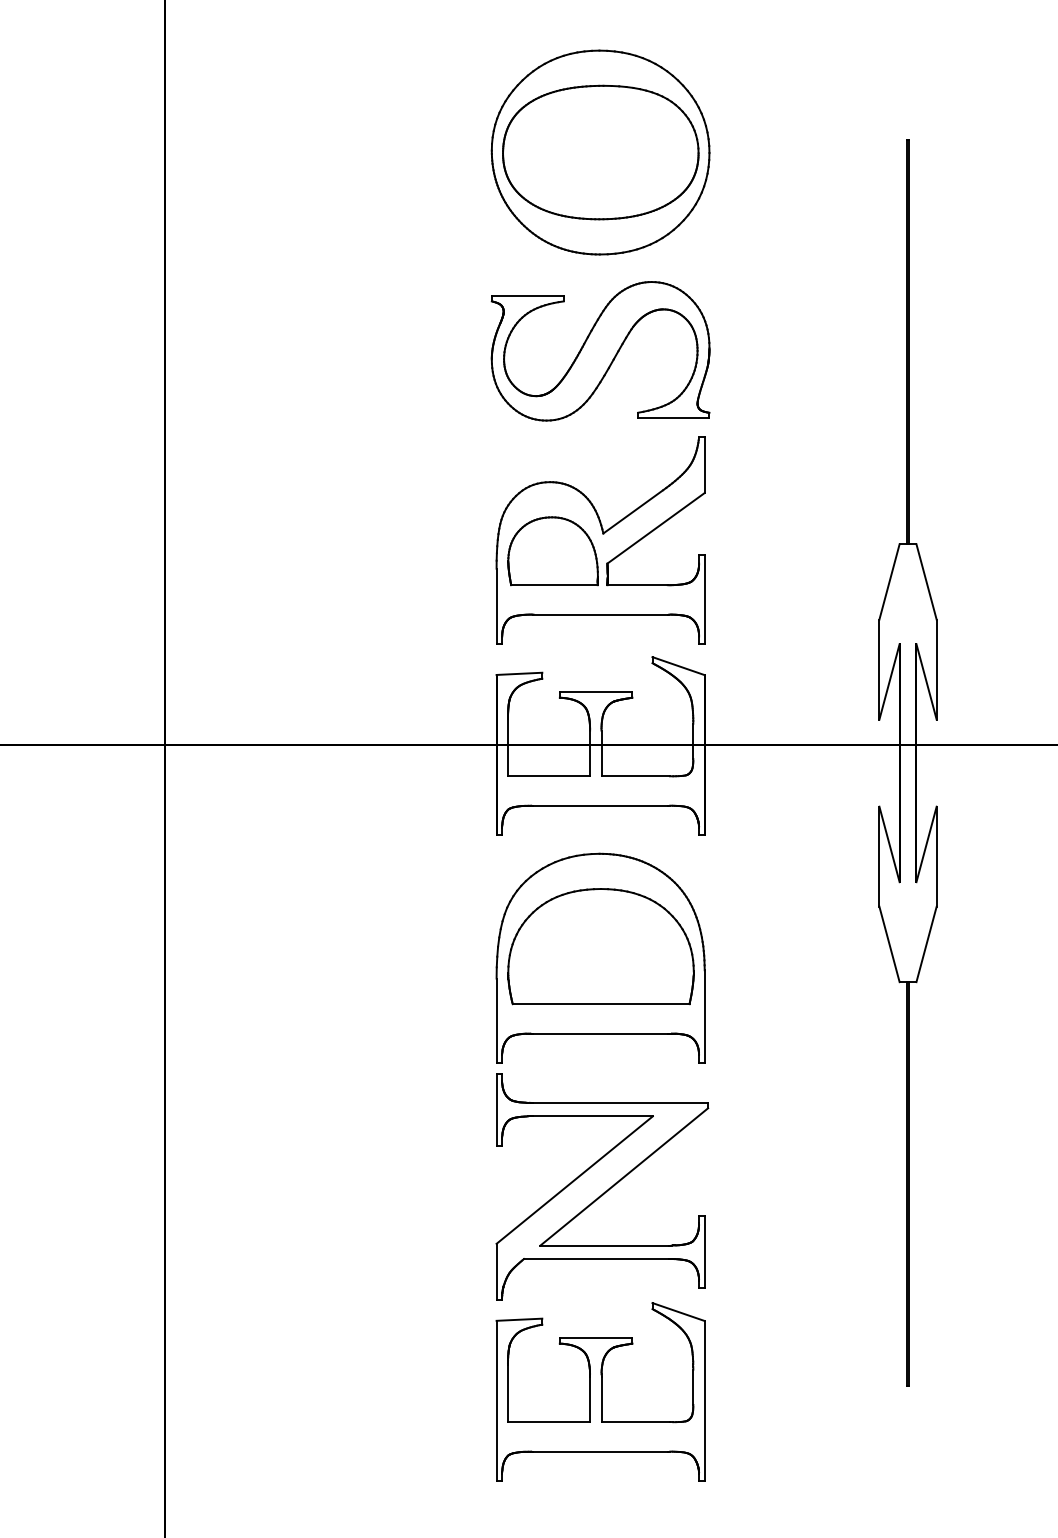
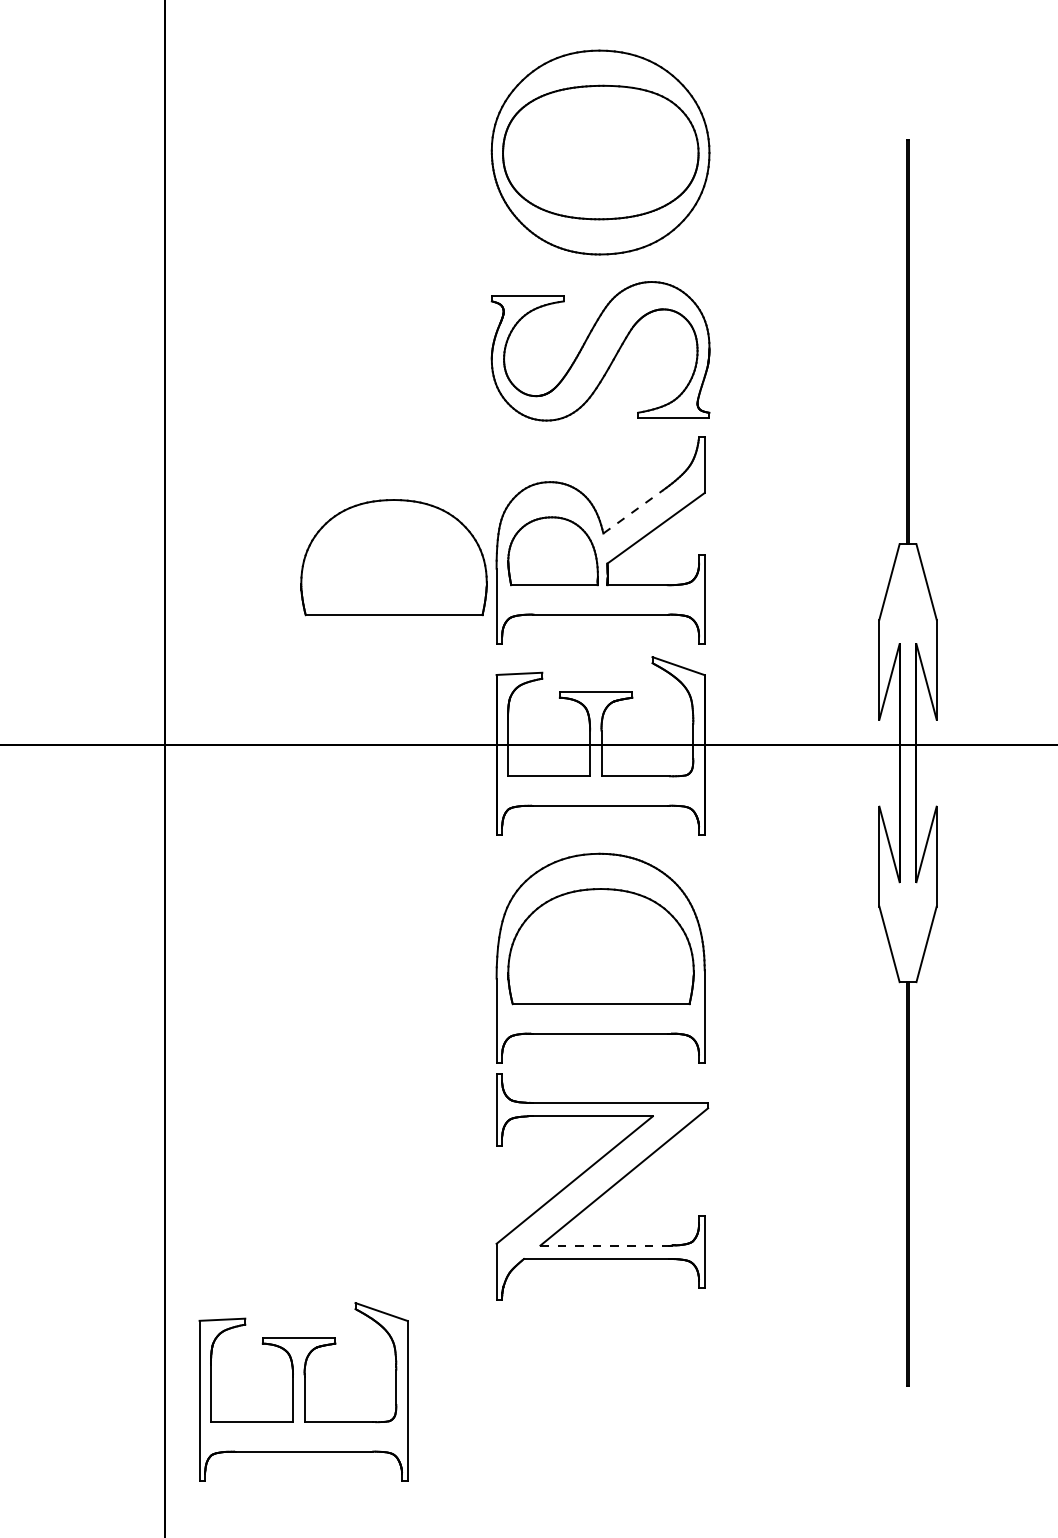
line: solid -> dashed (633, 511)
part: none -> present (393, 557)
line: solid -> dashed (605, 1245)
part position: (600, 1391) -> (303, 1391) (303, 1391)
